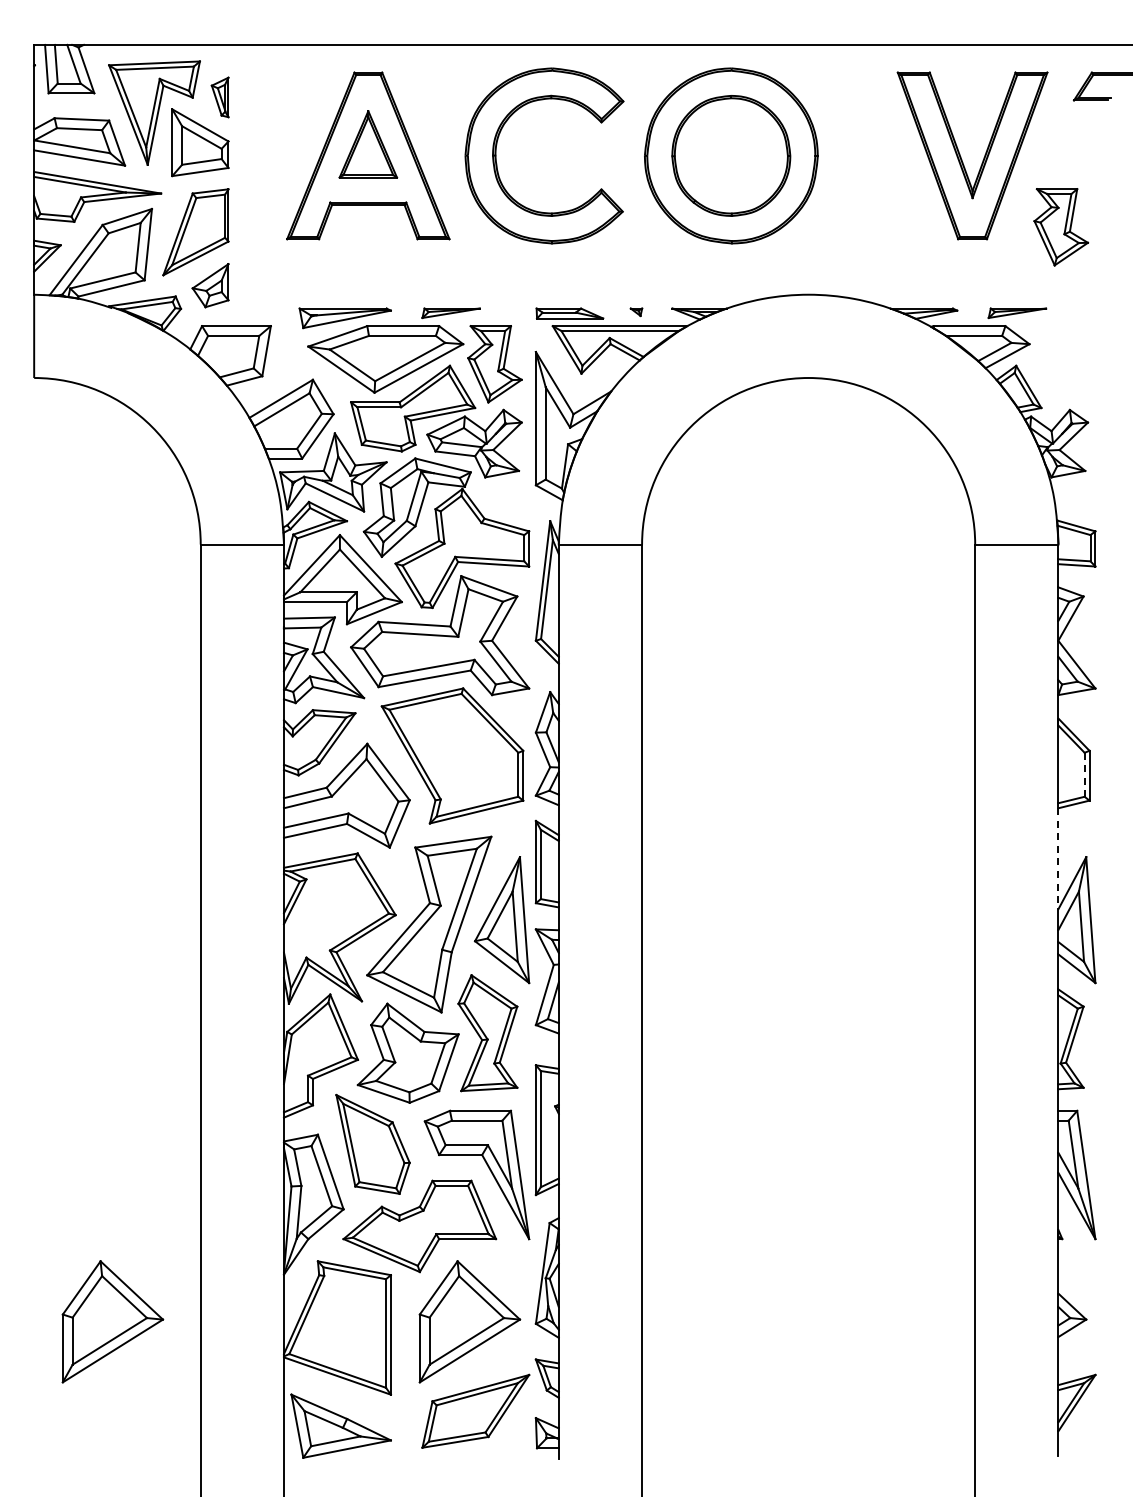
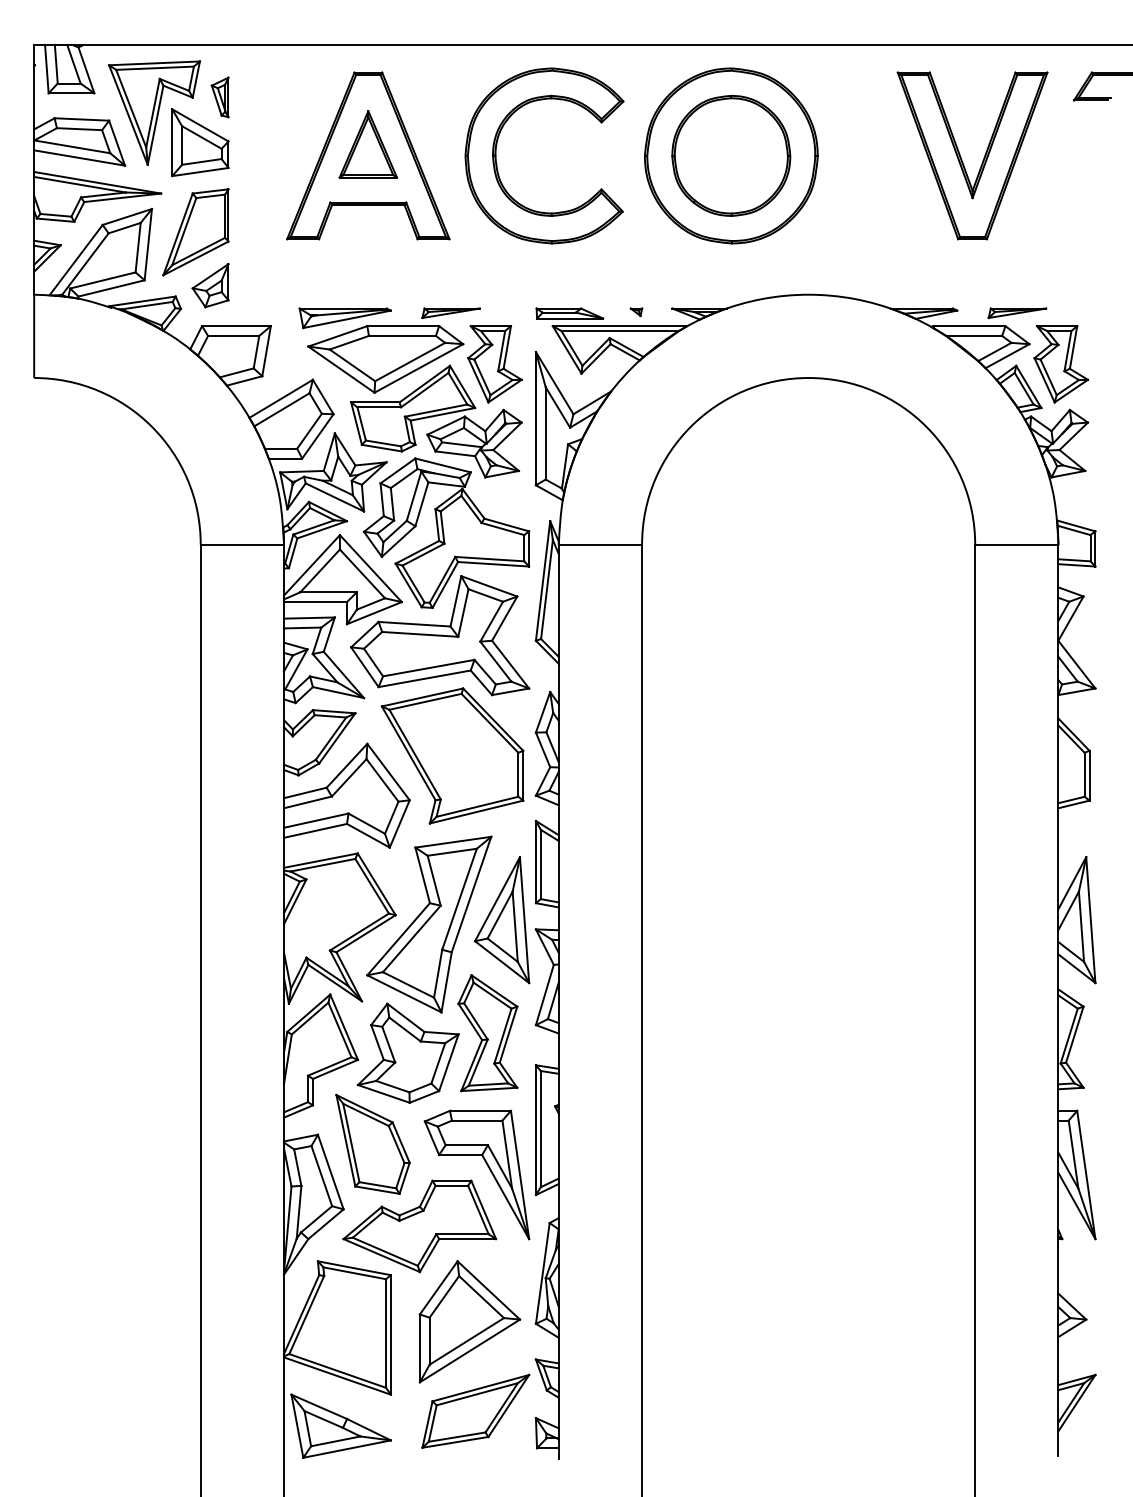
part position: (1061, 227) -> (1061, 364) (1061, 364)
line: dashed -> solid (1084, 775)
line: dashed -> solid (1058, 859)
part: present -> none (112, 1321)
